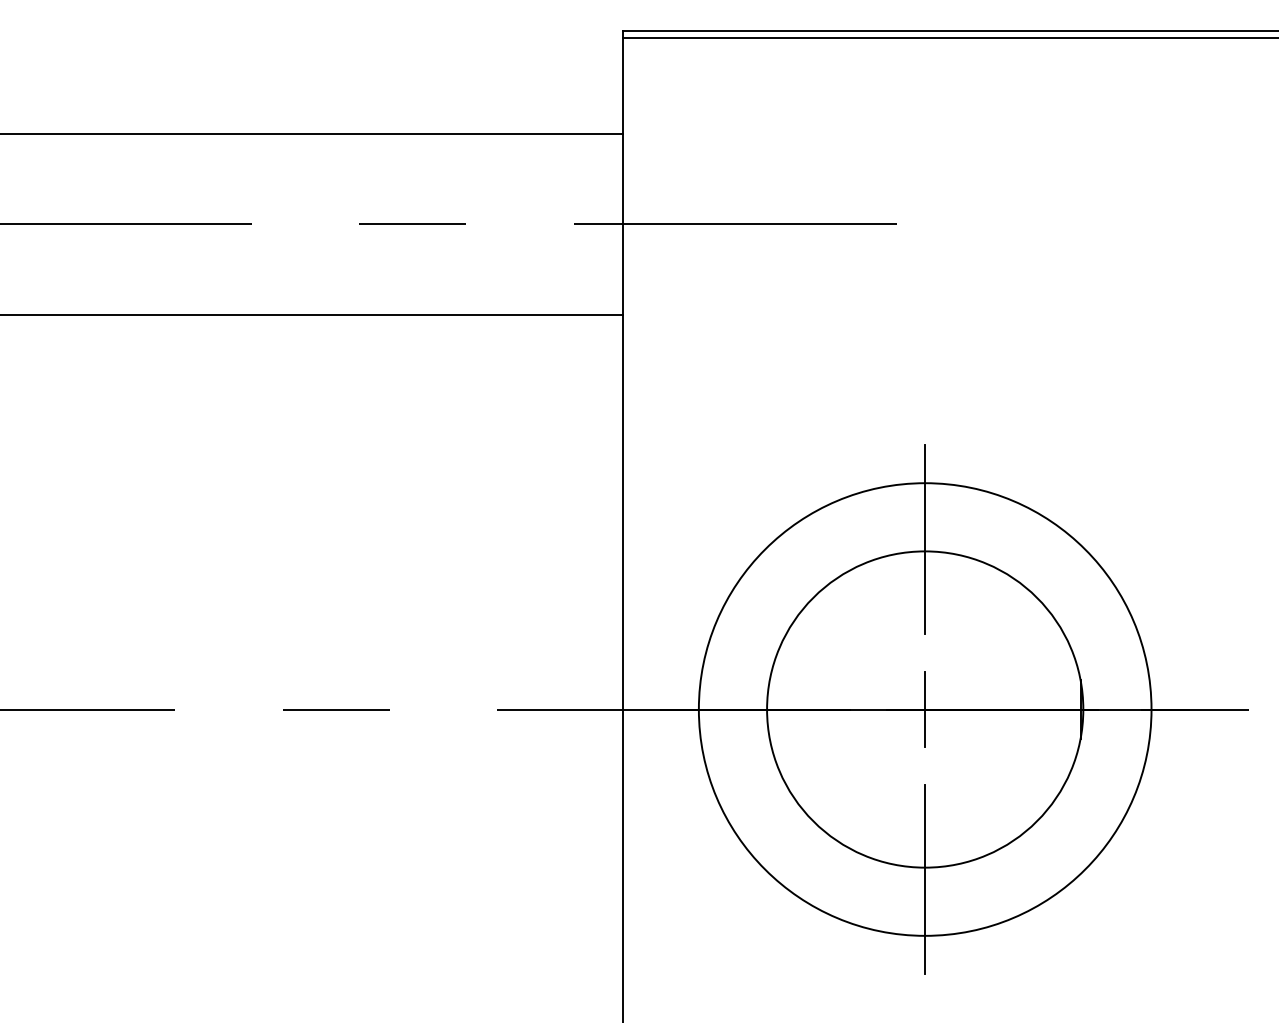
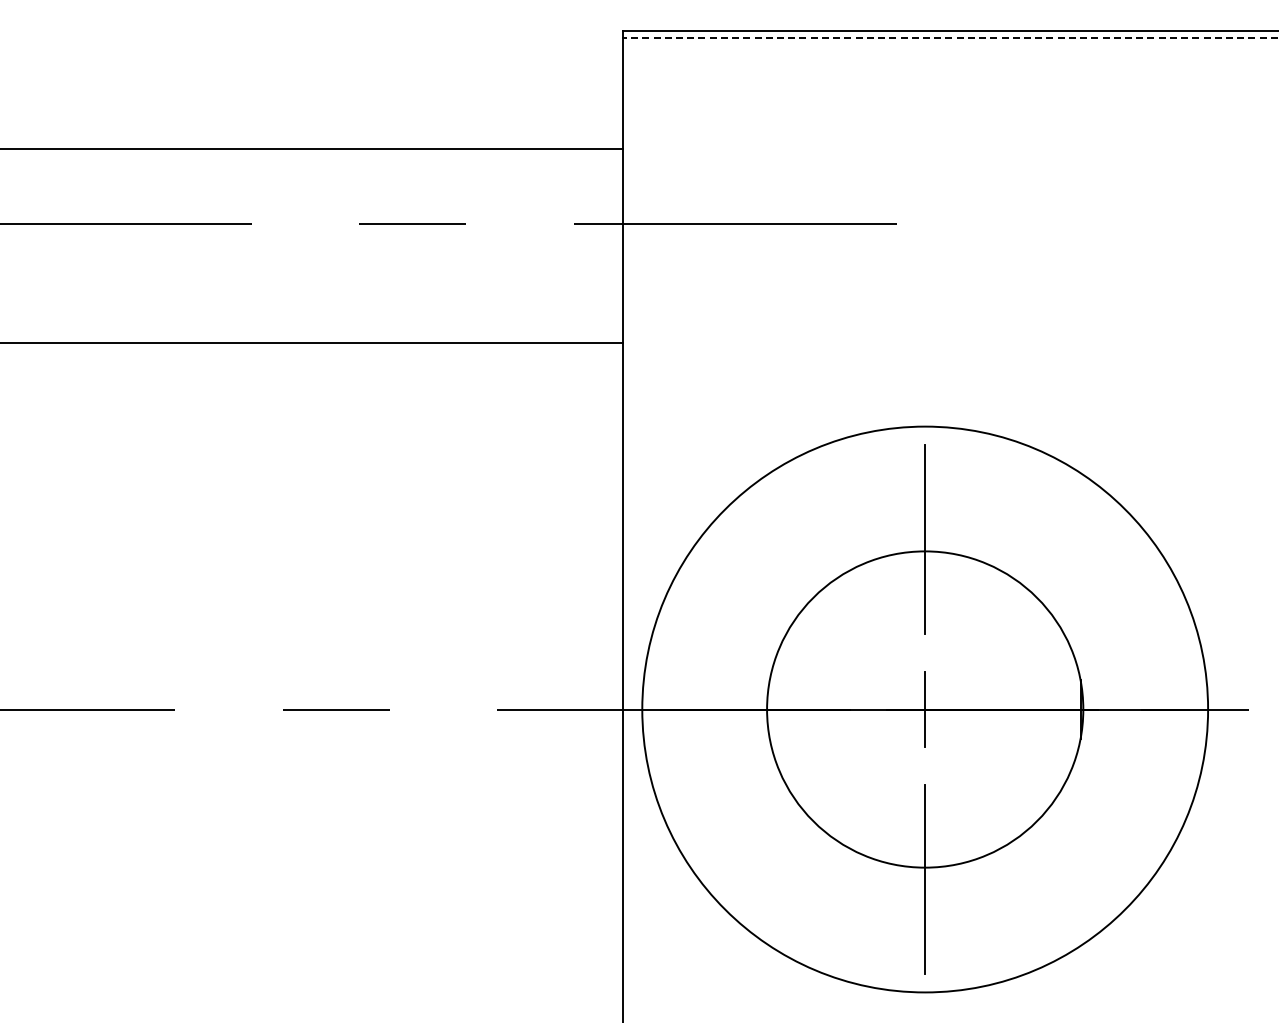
line: solid -> dashed (951, 38)
line position: (312, 133) -> (312, 148) (312, 148)
line position: (312, 314) -> (312, 342) (312, 342)
circle diameter: 453 px -> 566 px (925, 709)
